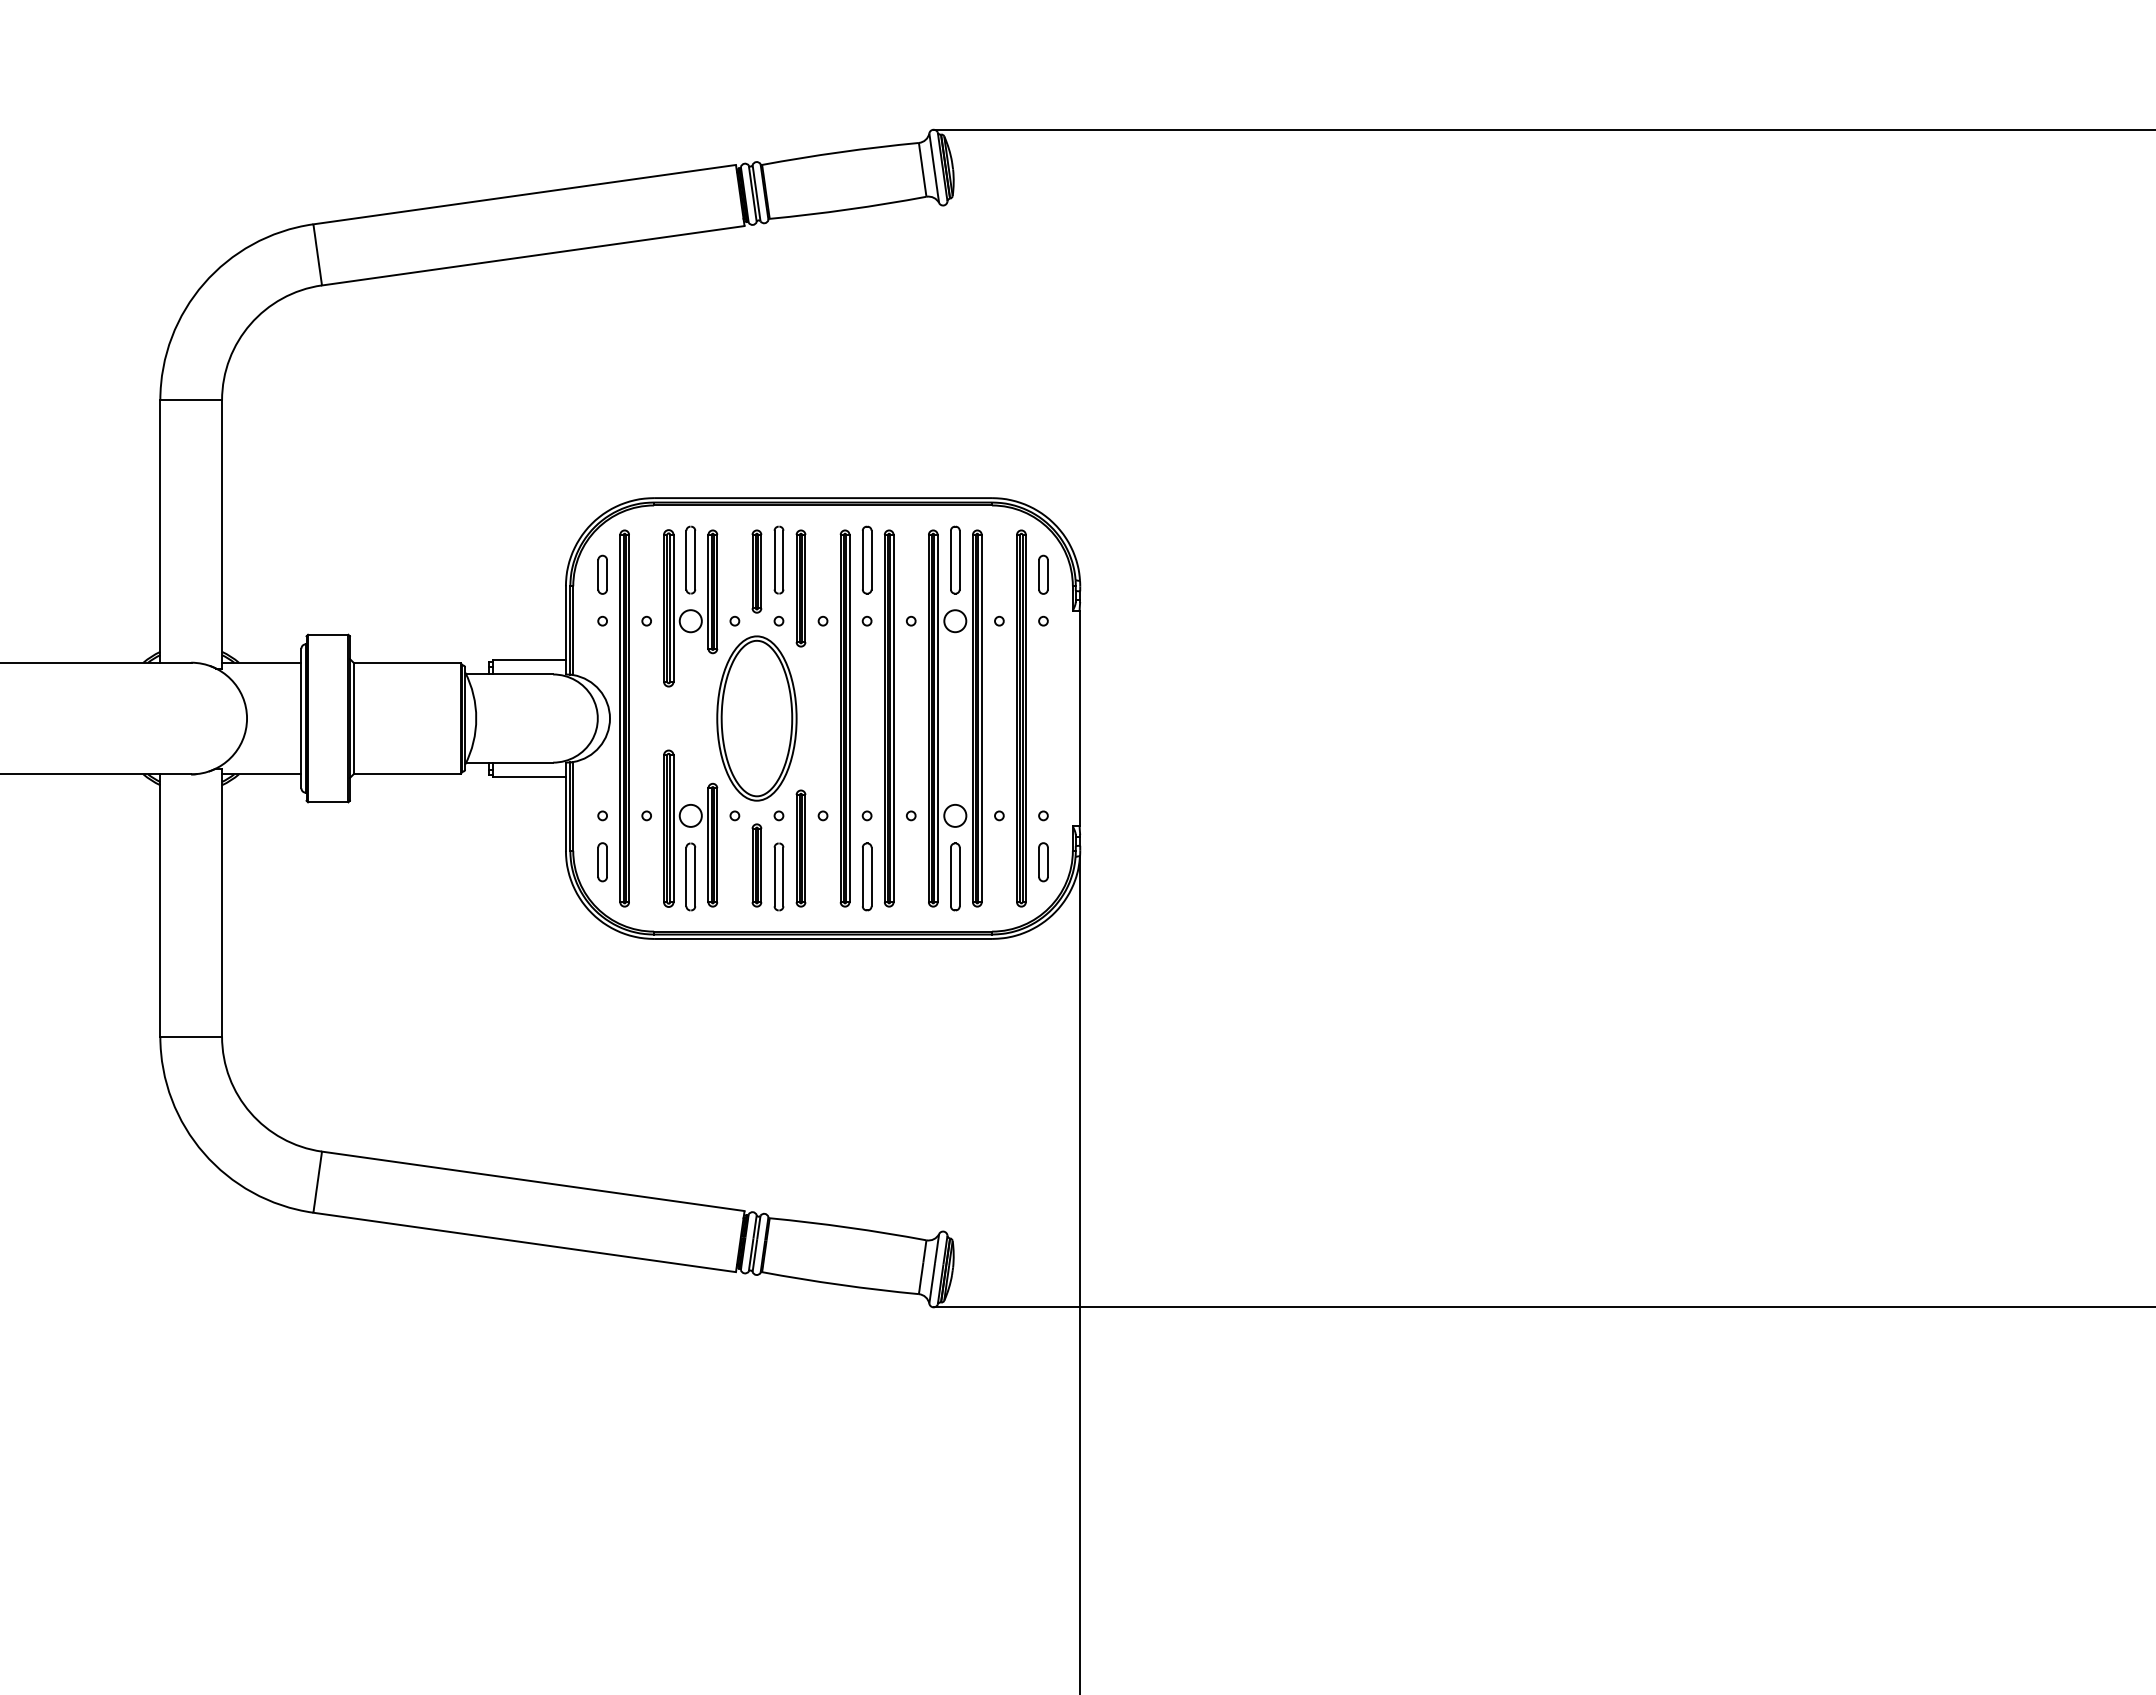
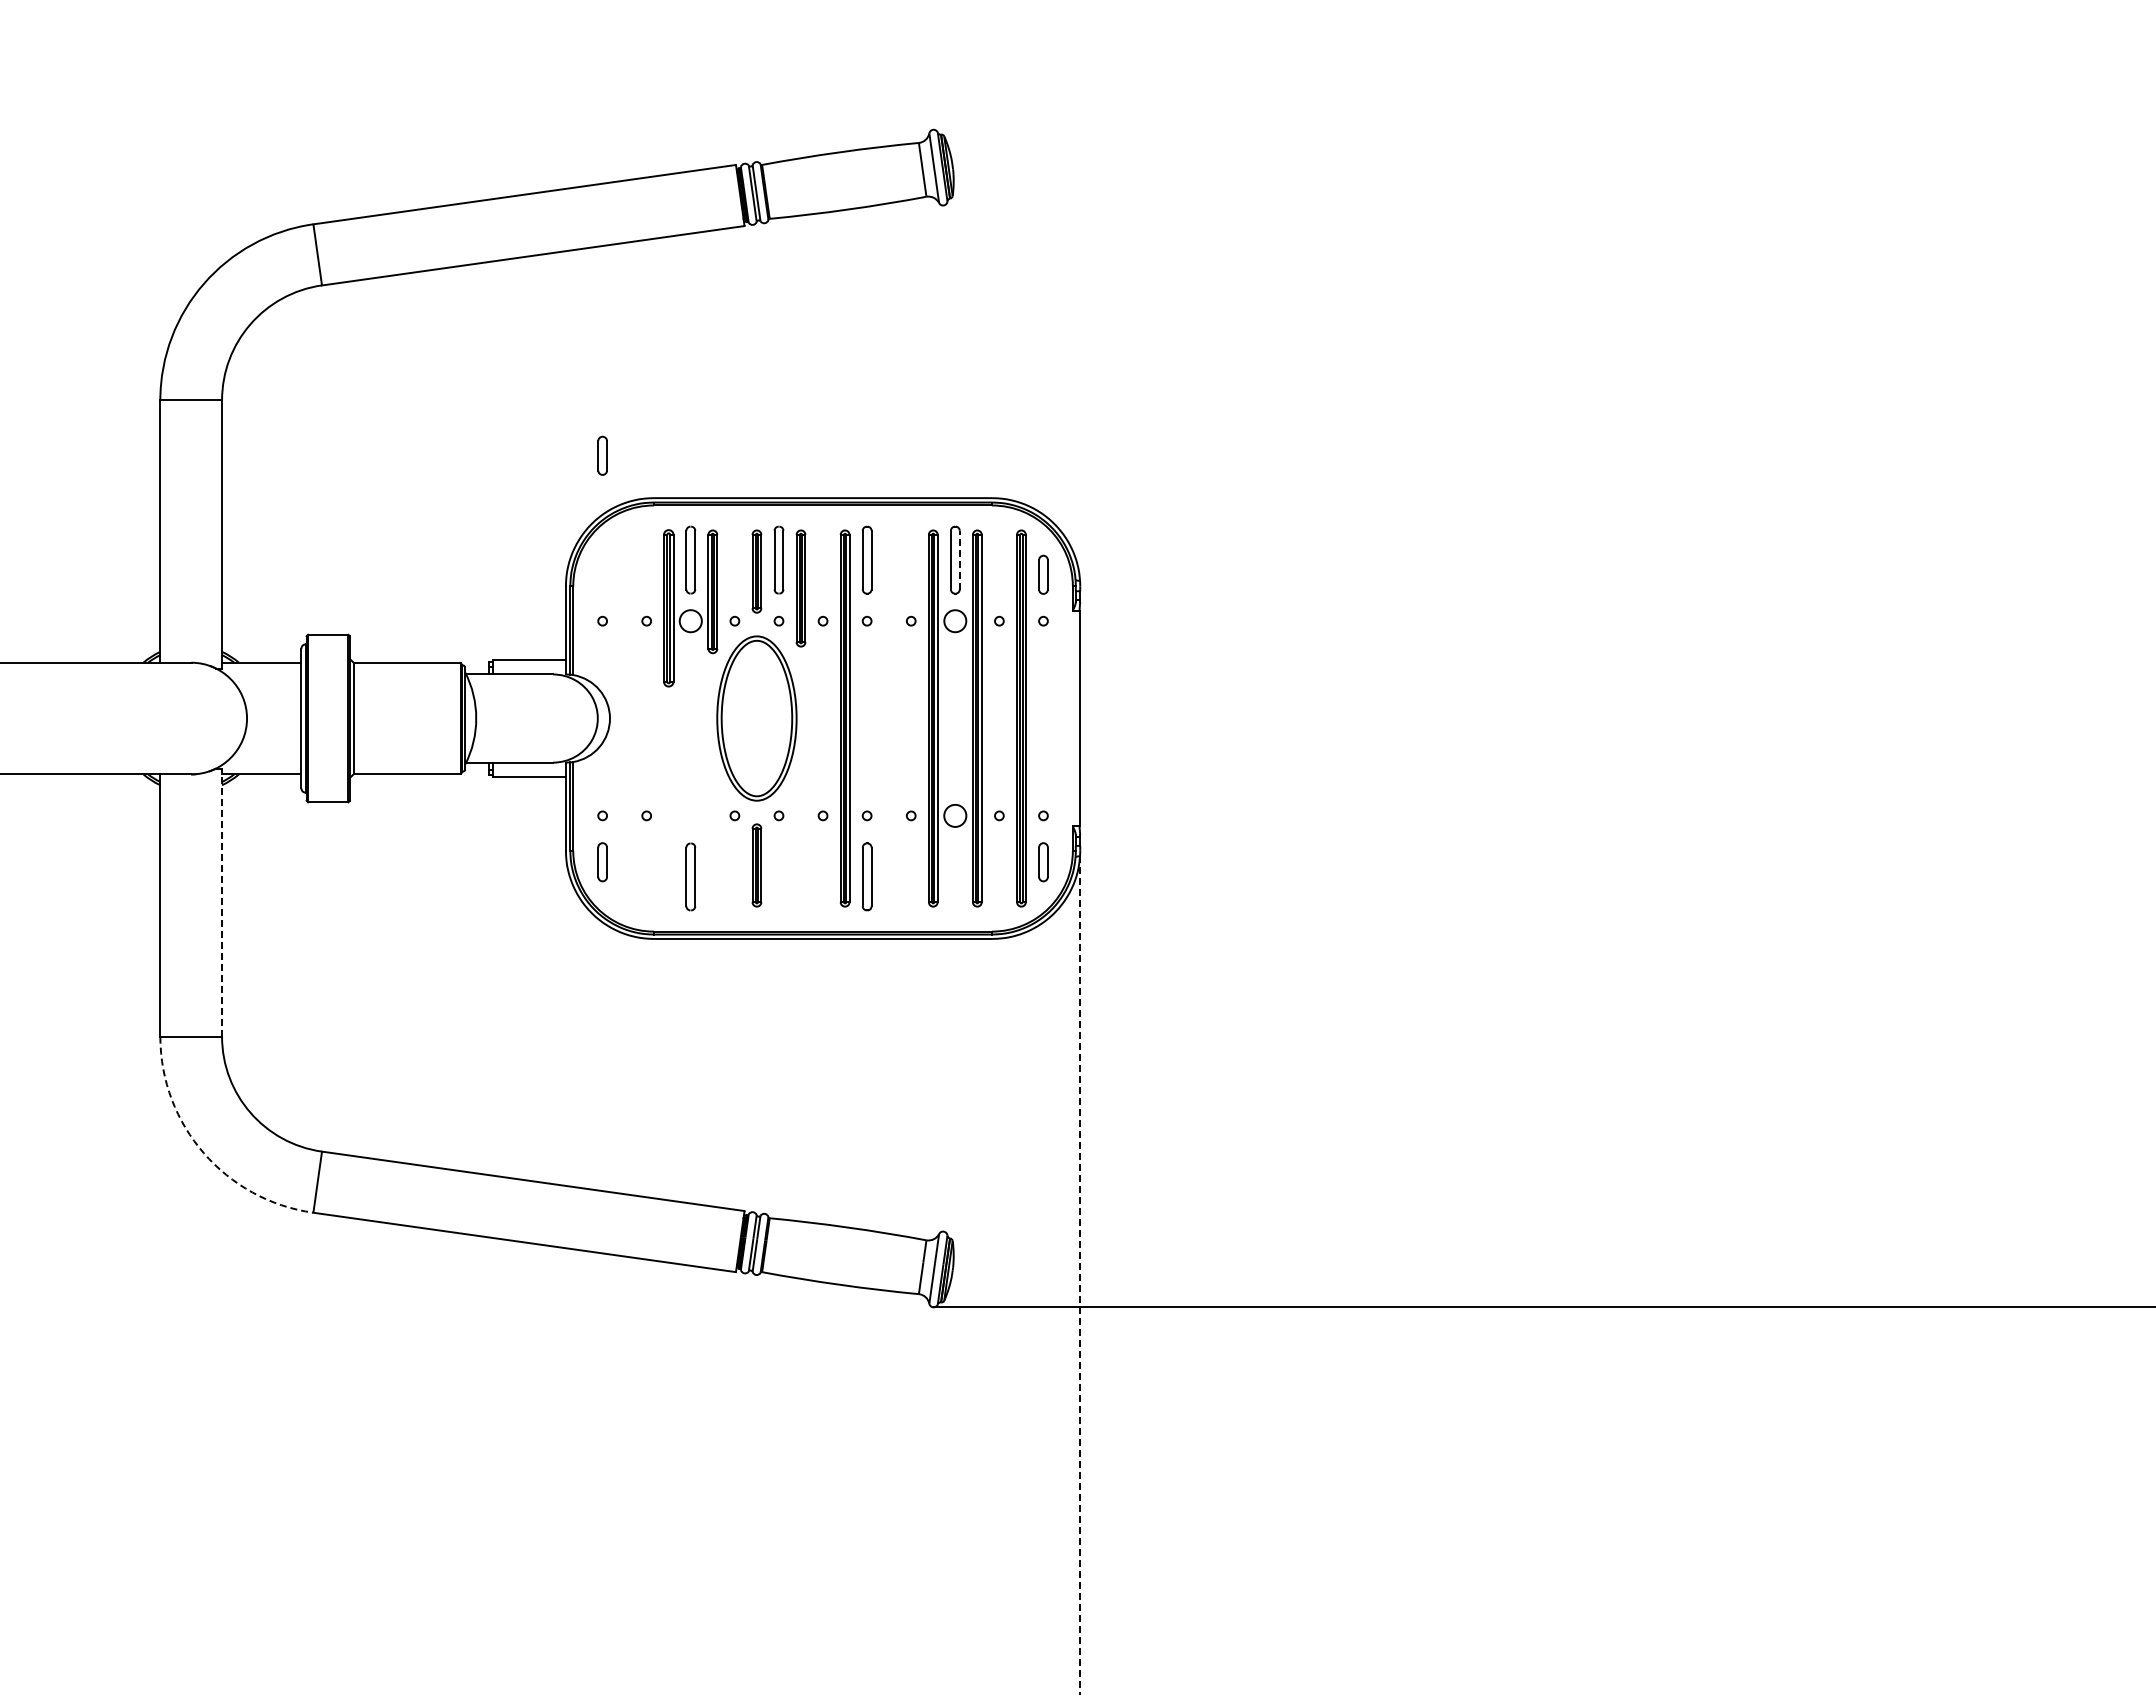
line: present -> none (1542, 129)
line: solid -> dashed (959, 559)
part position: (602, 574) -> (602, 455) (602, 455)
part: present -> none (624, 718)
part: present -> none (889, 718)
part: present -> none (690, 828)
part: present -> none (800, 848)
part: present -> none (778, 876)
part: present -> none (955, 876)
line: solid -> dashed (222, 902)
arc: solid -> dashed (203, 1153)
line: solid -> dashed (1080, 1275)
